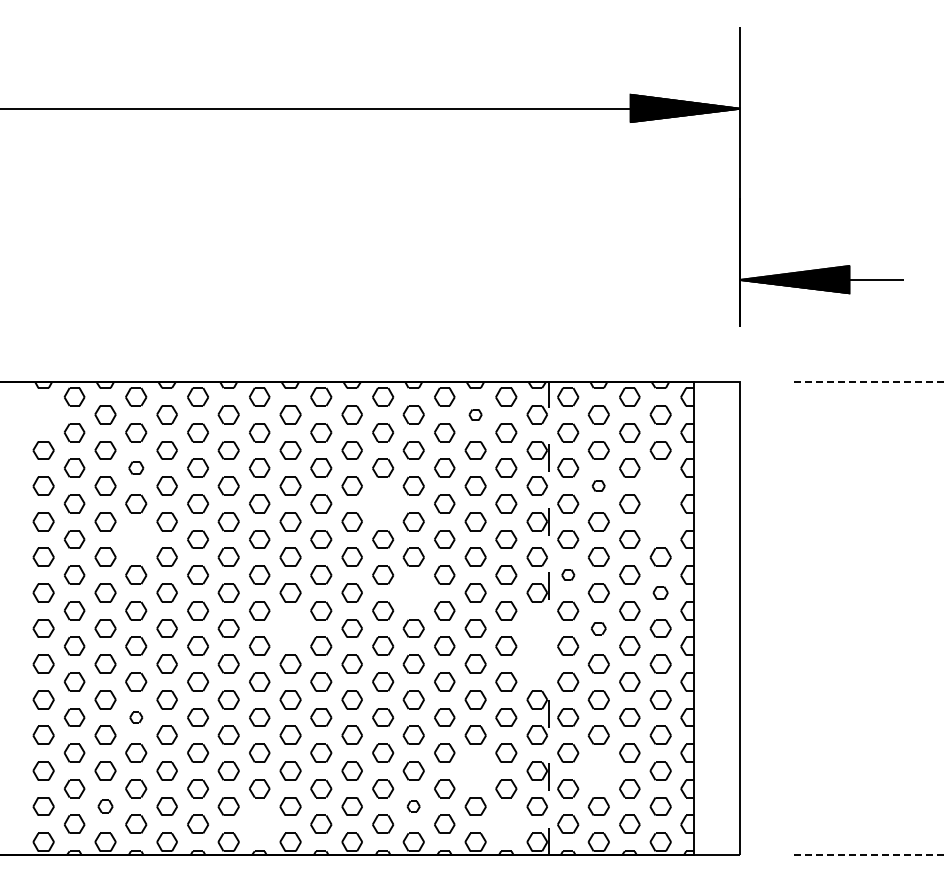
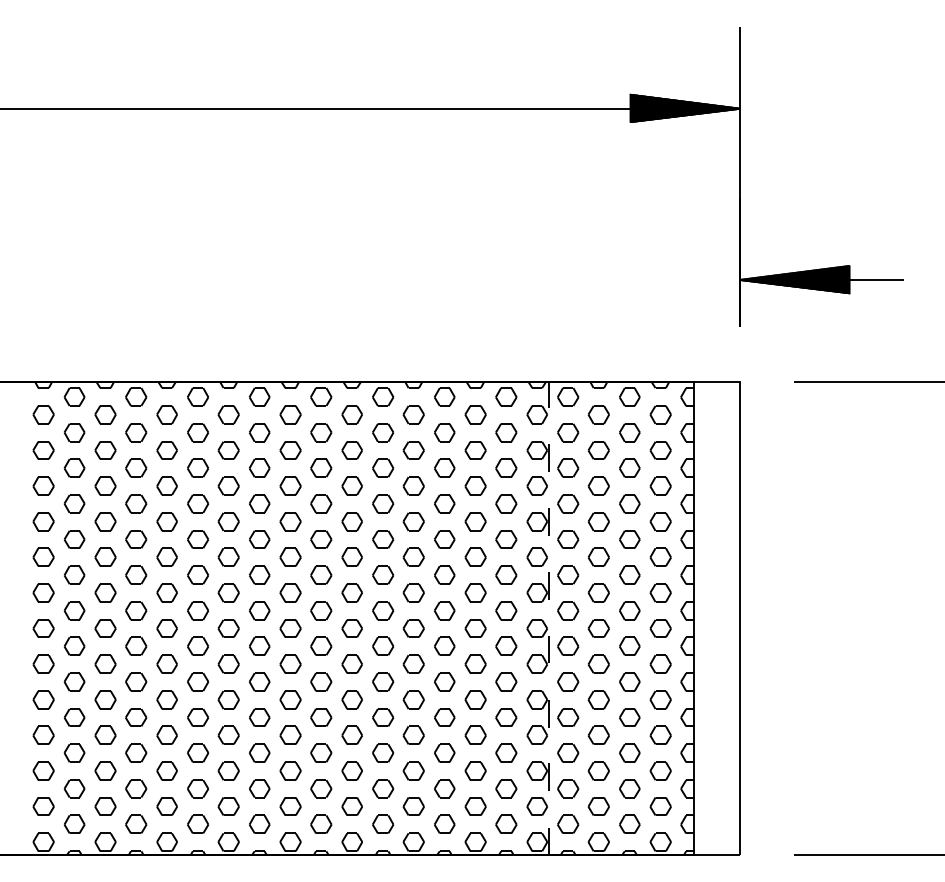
line: dashed -> solid (869, 381)
part: none -> present (43, 414)
part size: 15x12 px -> 23x20 px (475, 414)
part size: 17x14 px -> 23x20 px (136, 467)
part size: 15x12 px -> 23x20 px (598, 485)
part: none -> present (660, 485)
part: none -> present (383, 503)
part: none -> present (660, 521)
part: none -> present (136, 539)
part size: 15x12 px -> 23x20 px (568, 574)
part: none -> present (413, 592)
part size: 17x14 px -> 23x20 px (660, 592)
part: none -> present (290, 628)
part size: 17x14 px -> 23x19 px (598, 628)
part: none -> present (537, 654)
part size: 15x13 px -> 23x19 px (136, 717)
part: none -> present (475, 770)
part: none -> present (598, 770)
part size: 17x15 px -> 23x19 px (105, 806)
part size: 15x13 px -> 23x19 px (413, 806)
part: none -> present (259, 823)
part: none -> present (506, 823)
line: dashed -> solid (869, 855)
